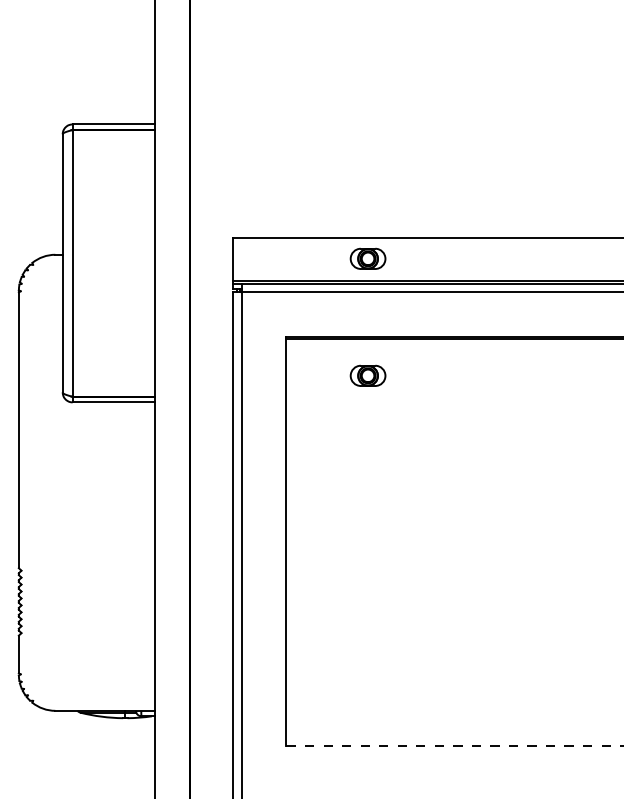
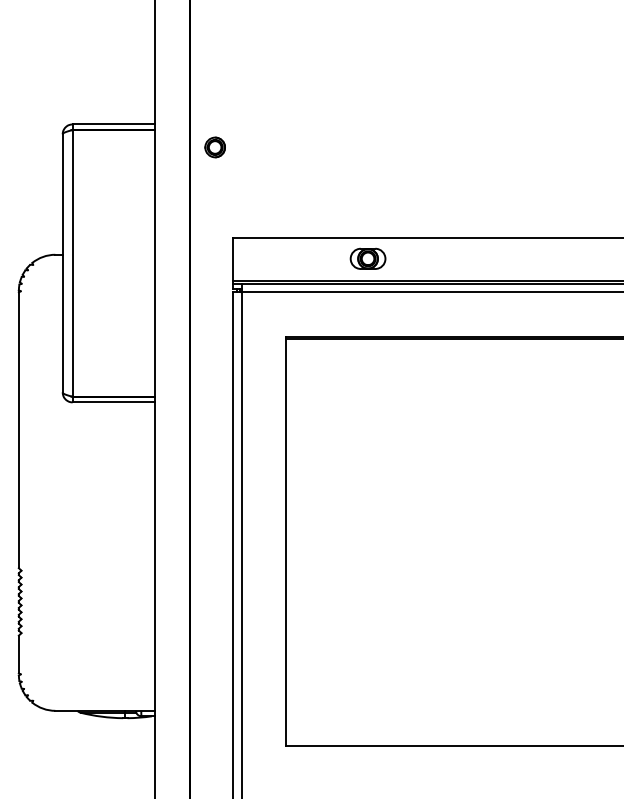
part: none -> present (214, 147)
part: present -> none (367, 375)
line: dashed -> solid (455, 745)
